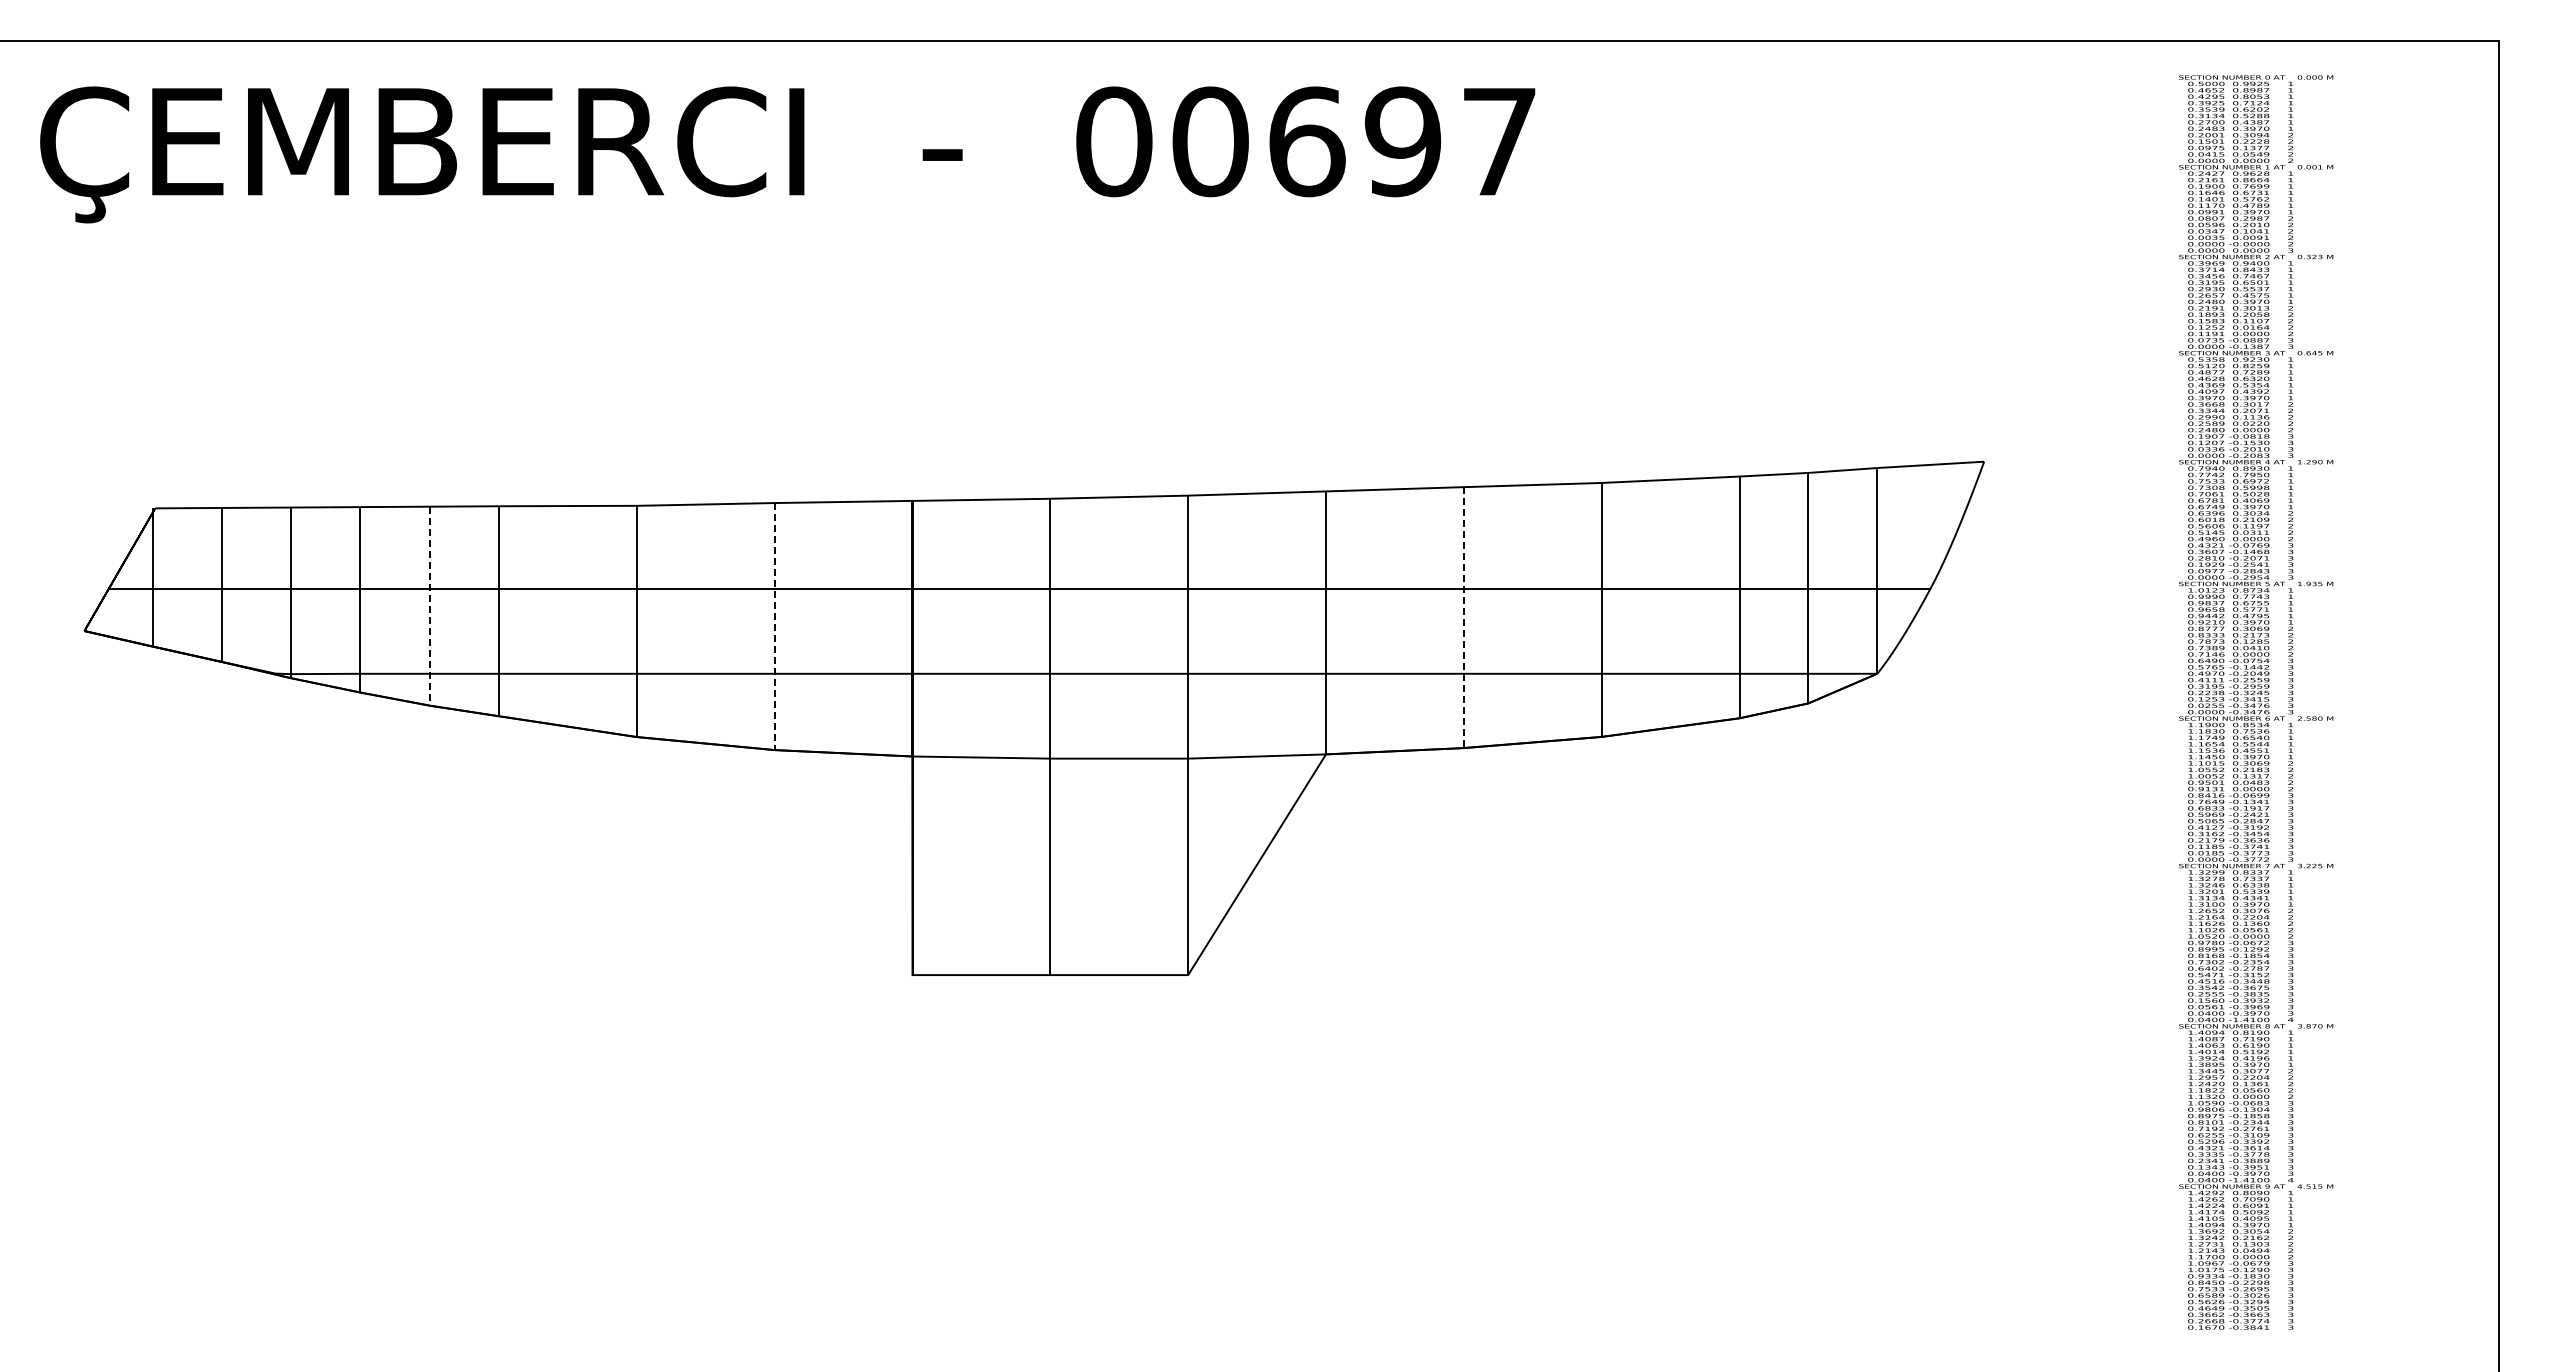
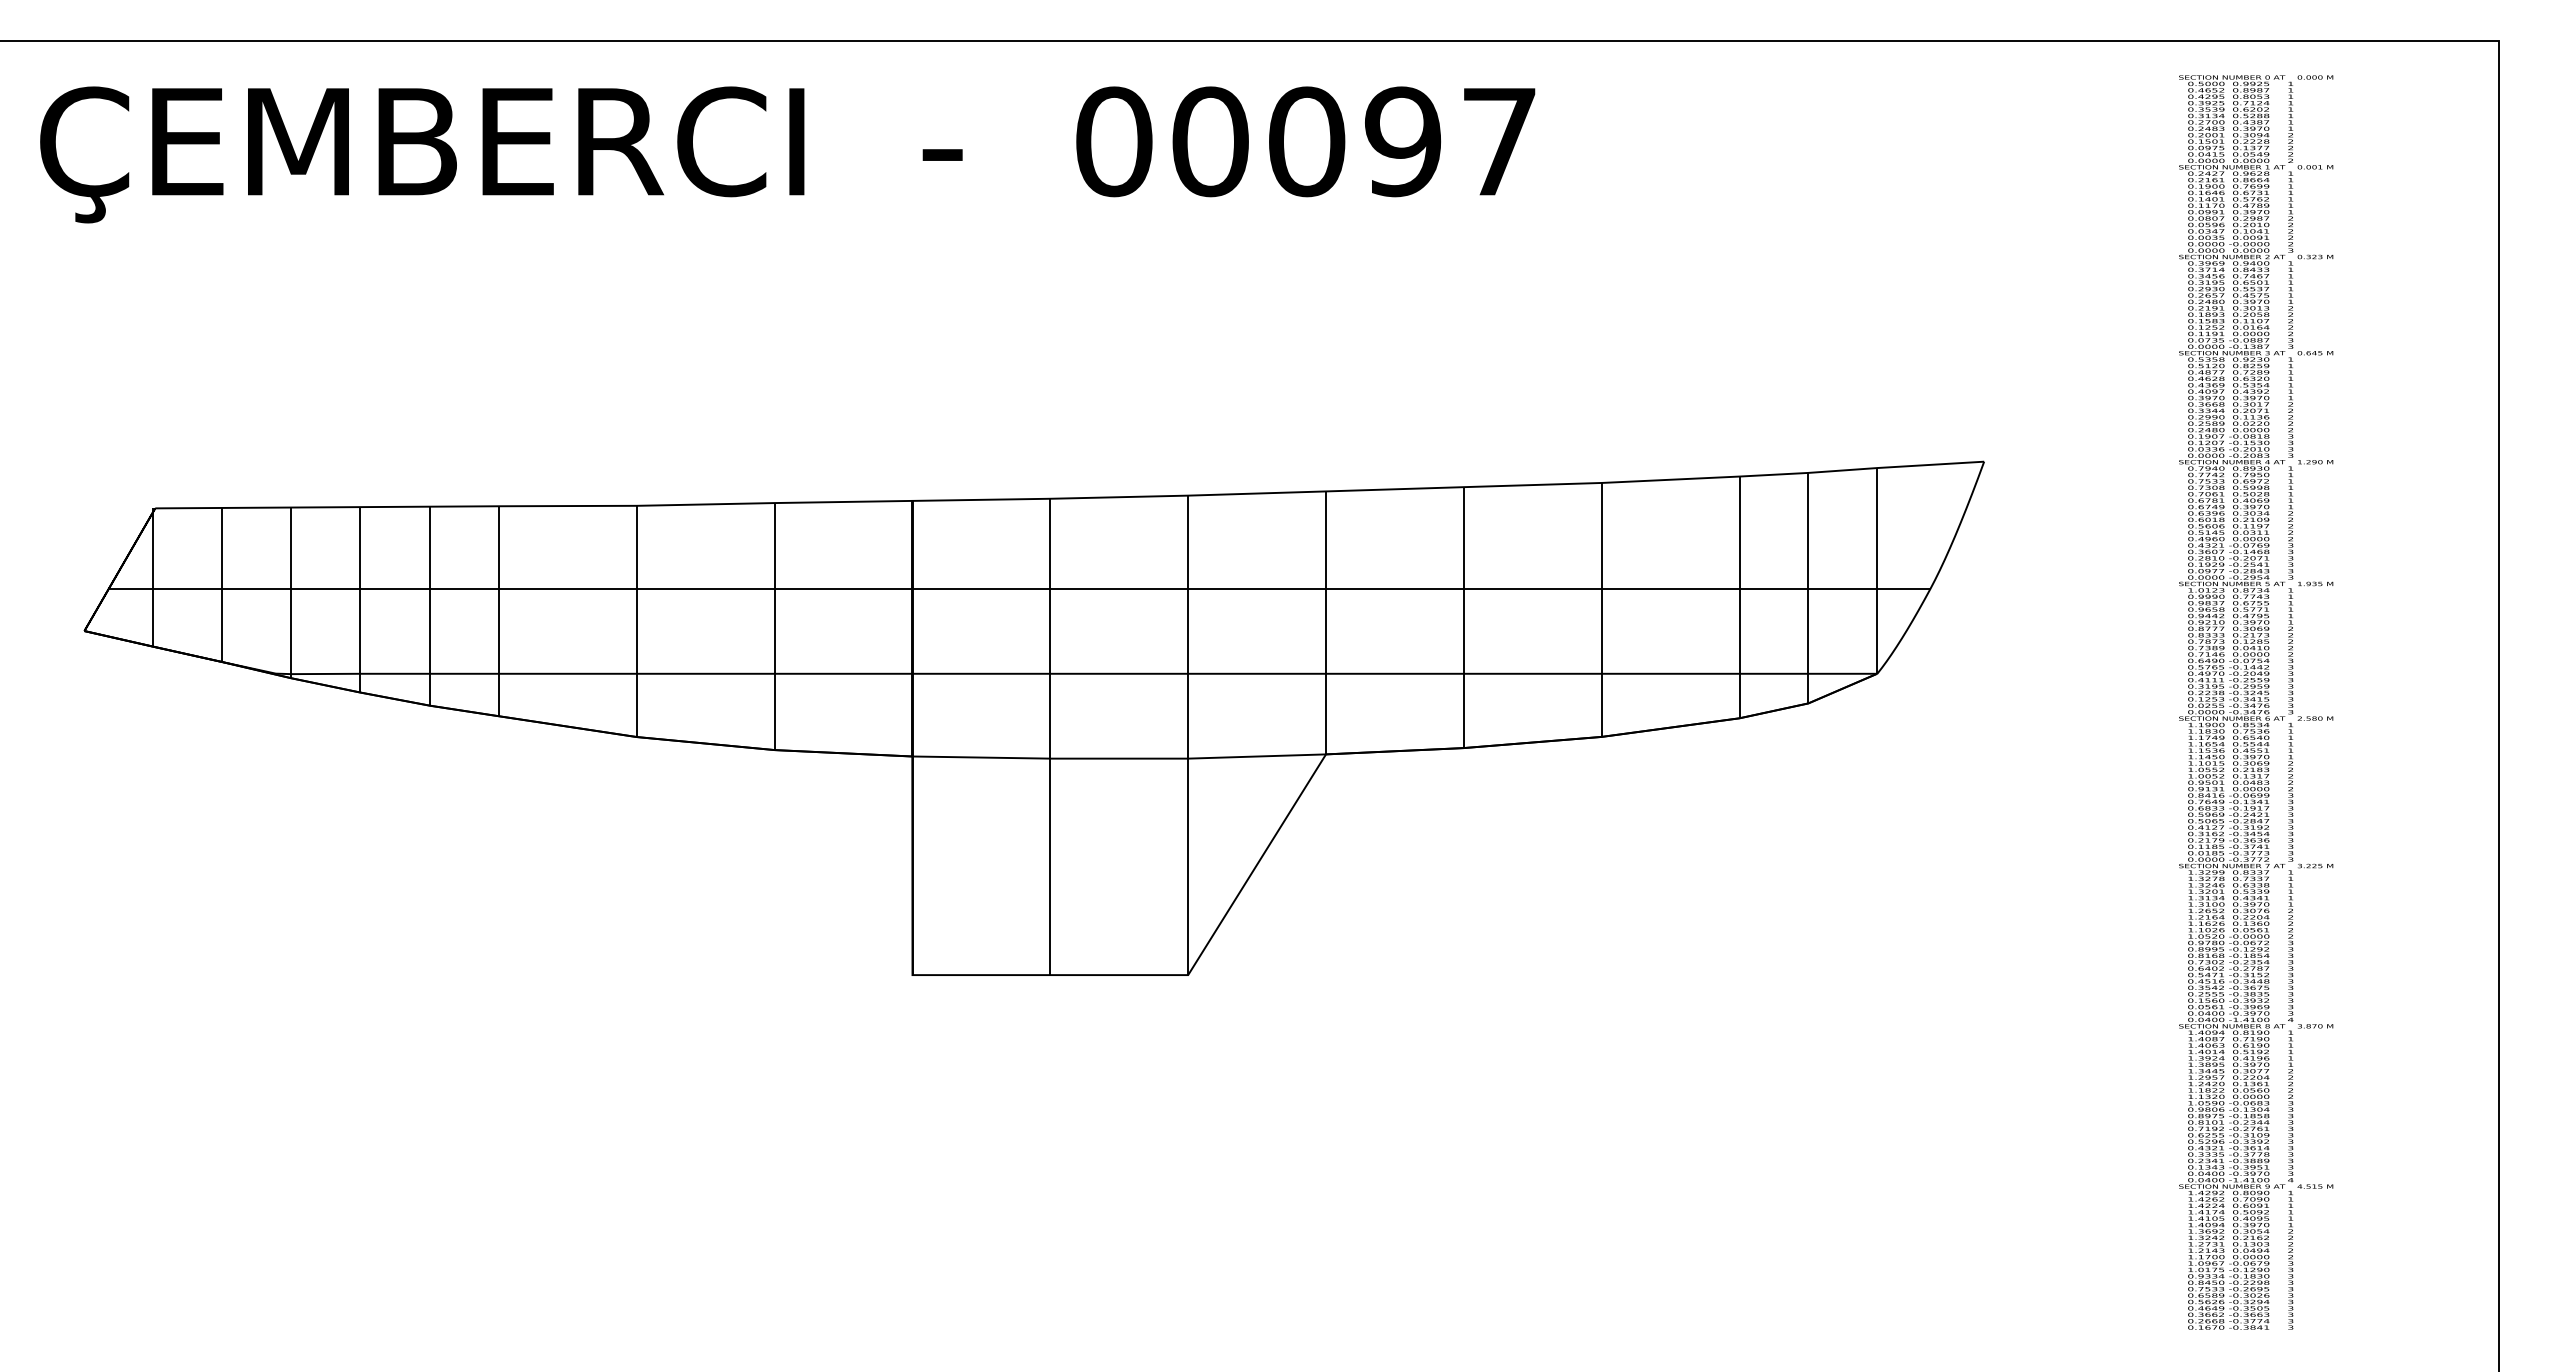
text: 00697 -> 00097 (1307, 141)
line: dashed -> solid (430, 606)
line: dashed -> solid (1463, 618)
line: dashed -> solid (774, 626)
